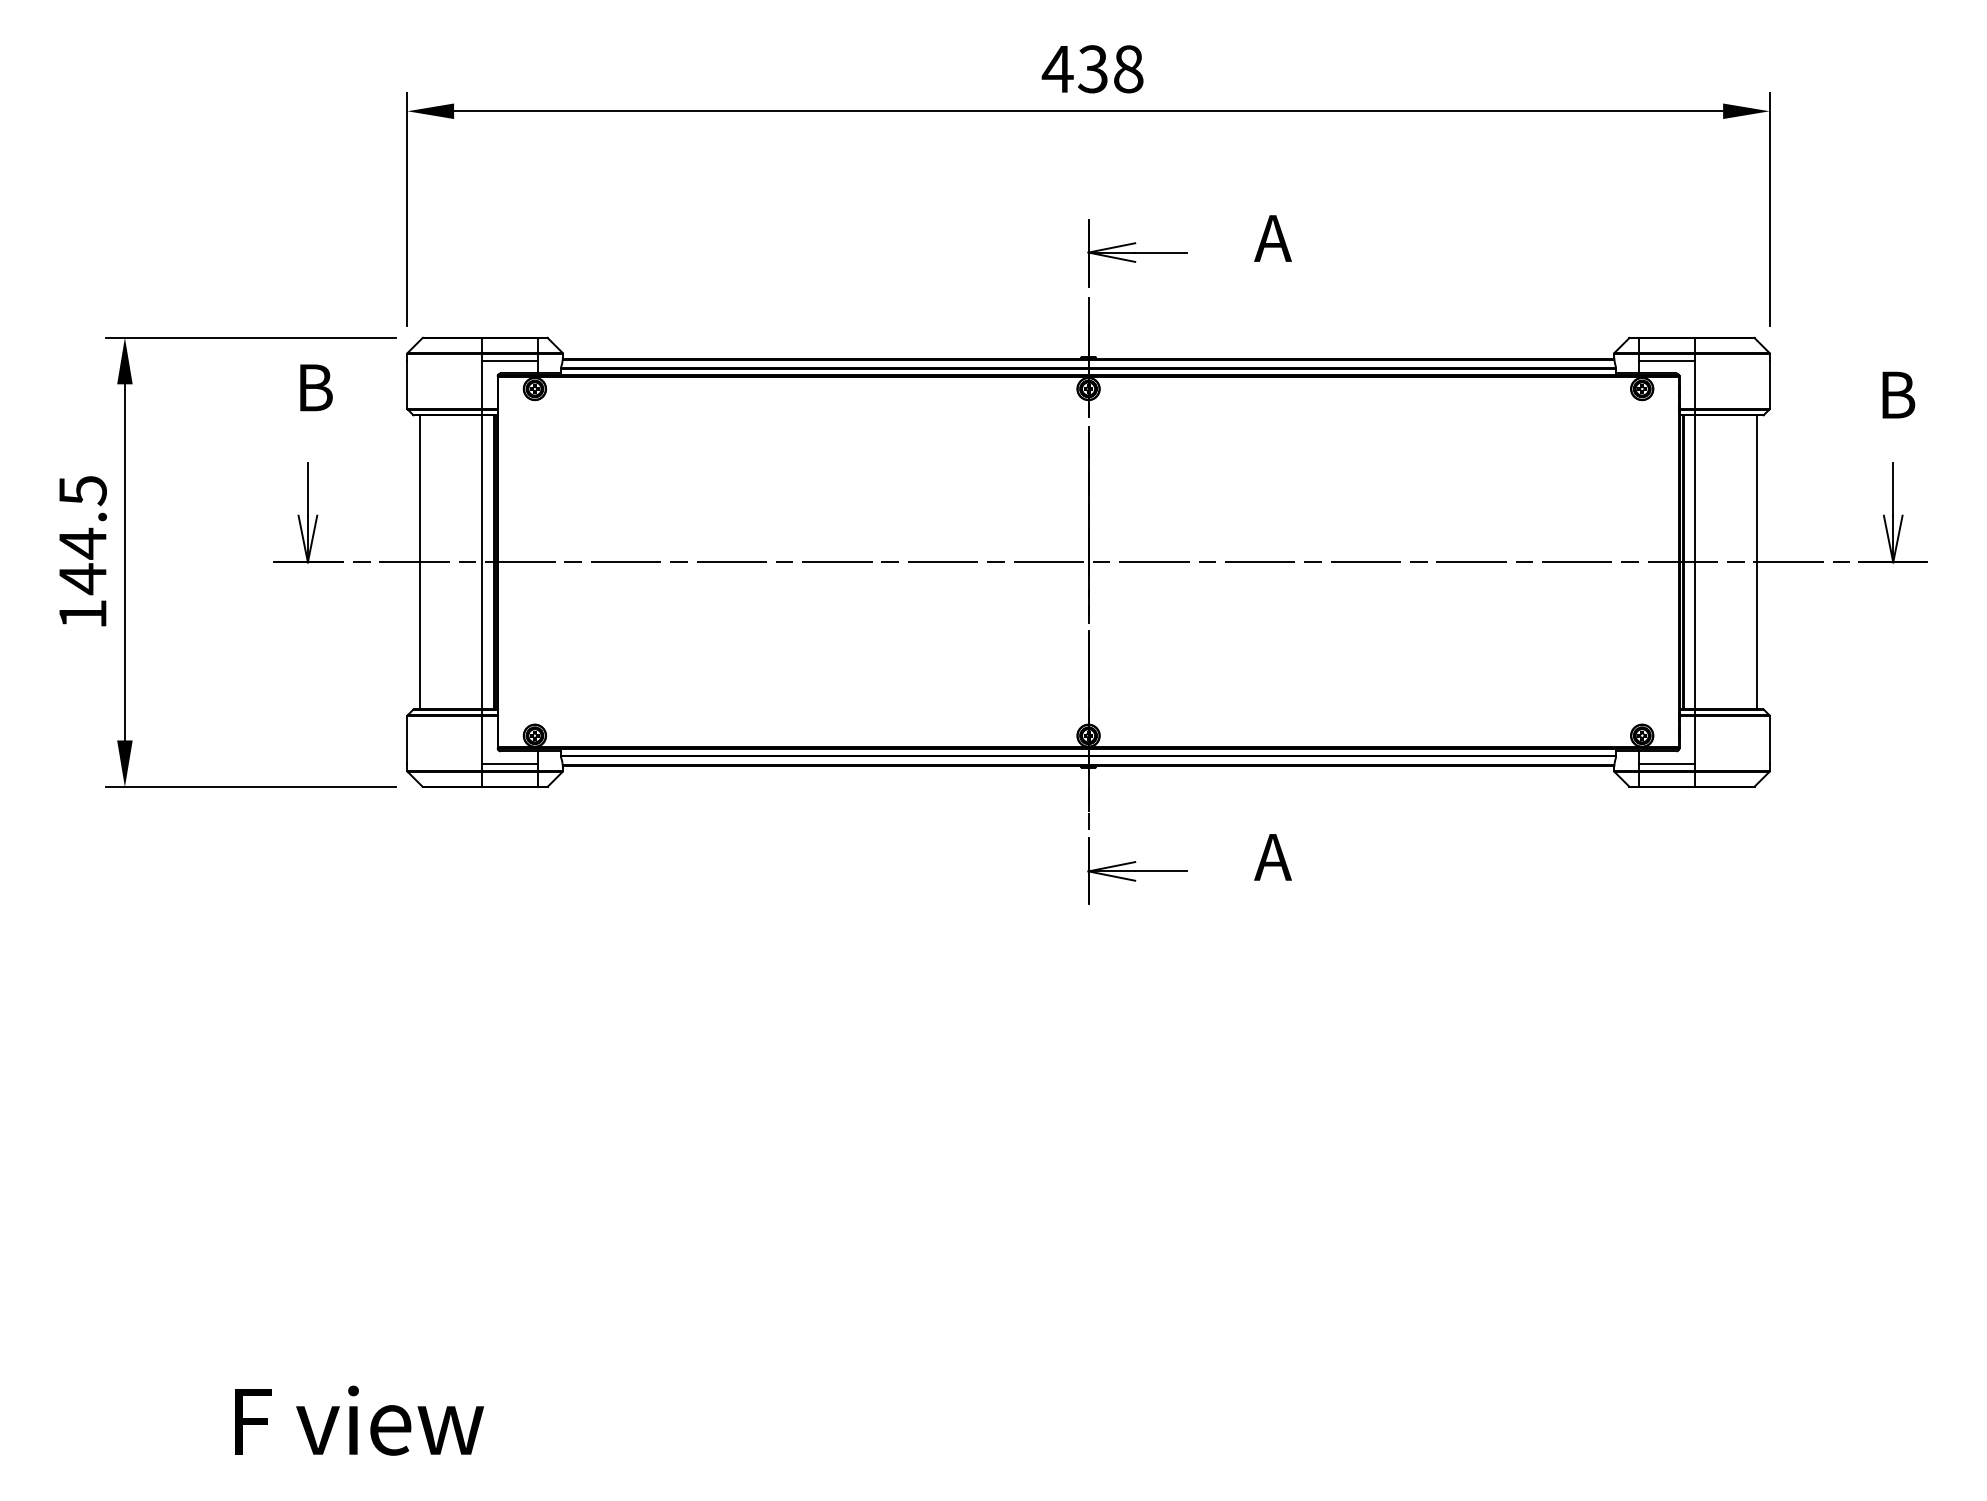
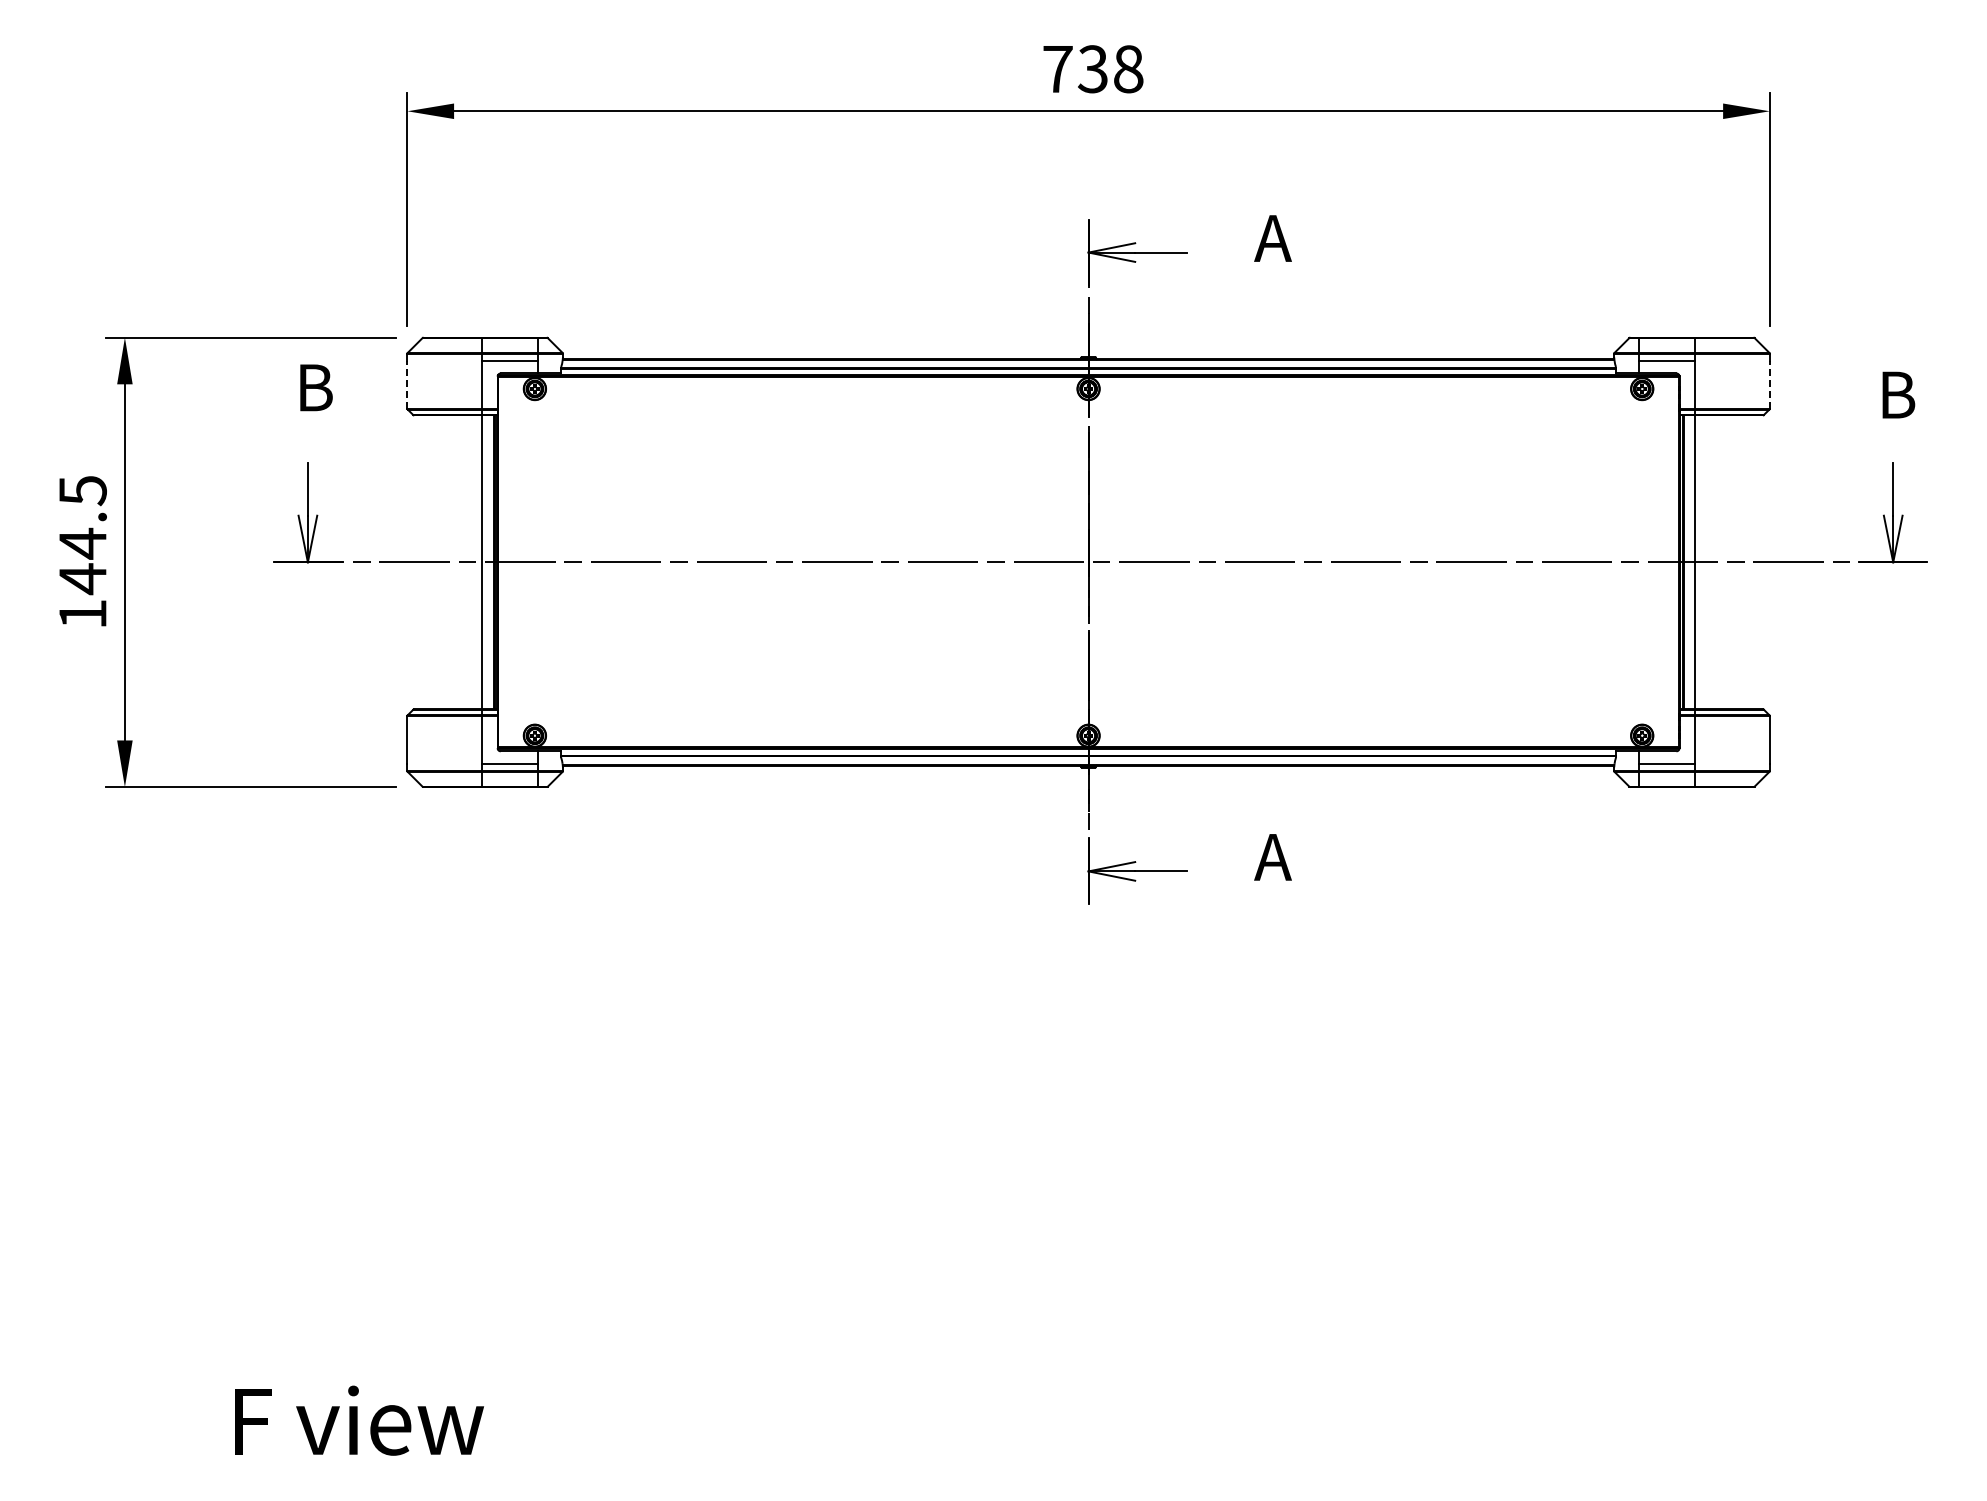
text: 438 -> 738 (1057, 69)
line: solid -> dashed (407, 384)
line: solid -> dashed (1769, 384)
line: present -> none (419, 562)
line: present -> none (1757, 562)
